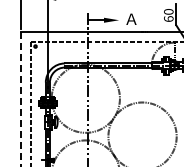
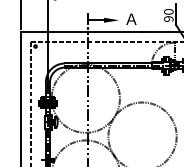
text: 60 -> 90 (168, 18)
line: dashed -> solid (21, 99)
